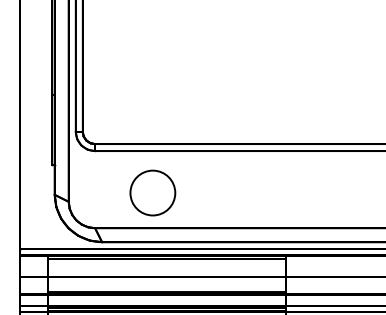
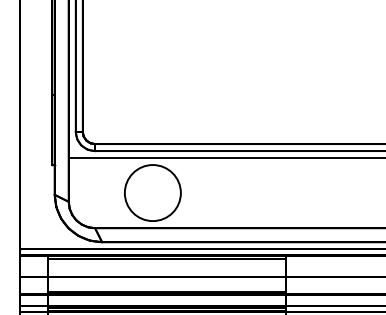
line: none -> present (225, 158)
circle diameter: 45 px -> 56 px (152, 193)
